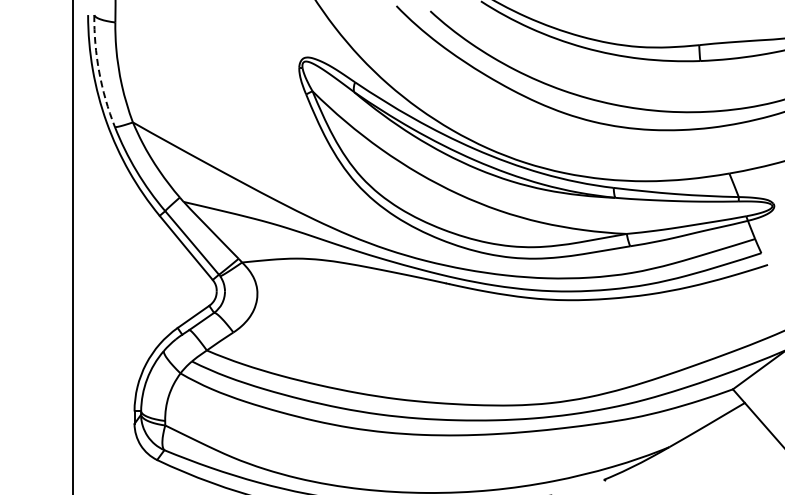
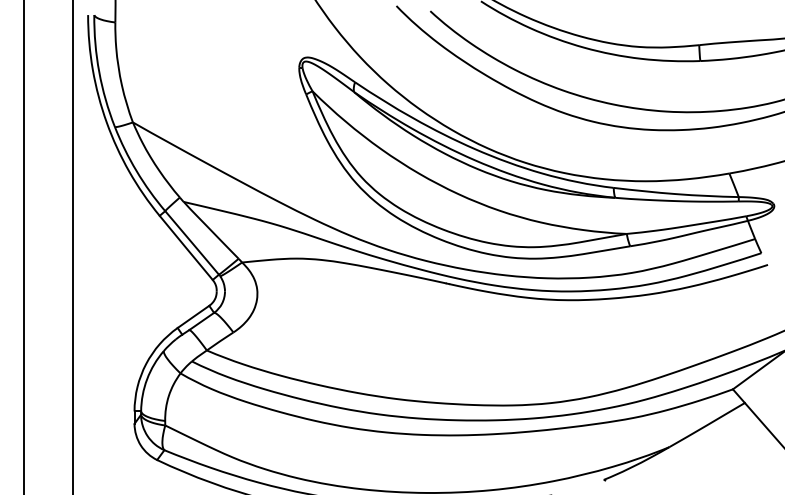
arc: dashed -> solid (99, 72)
line: none -> present (23, 246)
